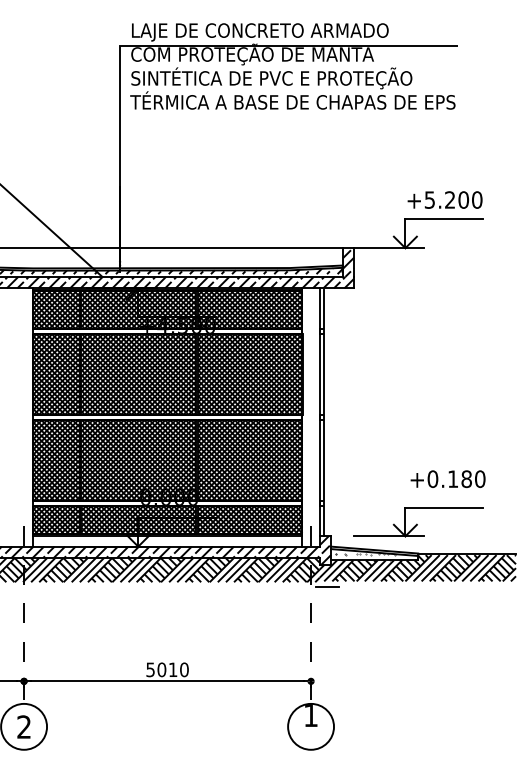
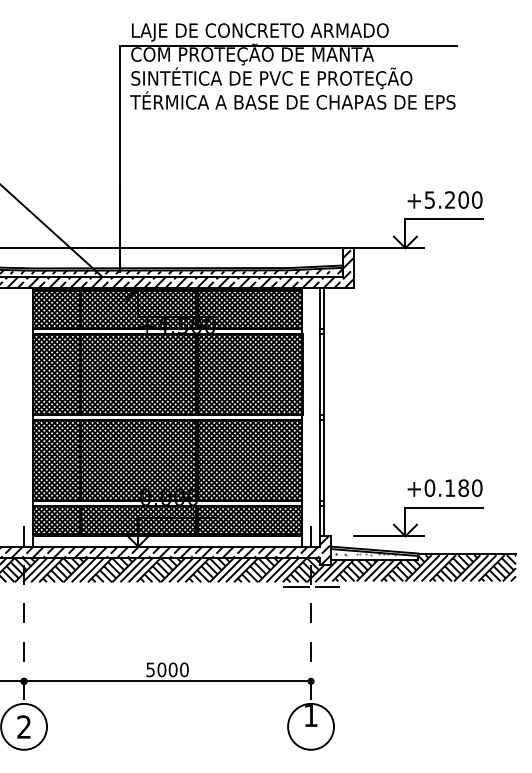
text position: (447, 478) -> (444, 487) (444, 487)
line: none -> present (295, 586)
text: 5010 -> 5000 (172, 669)
